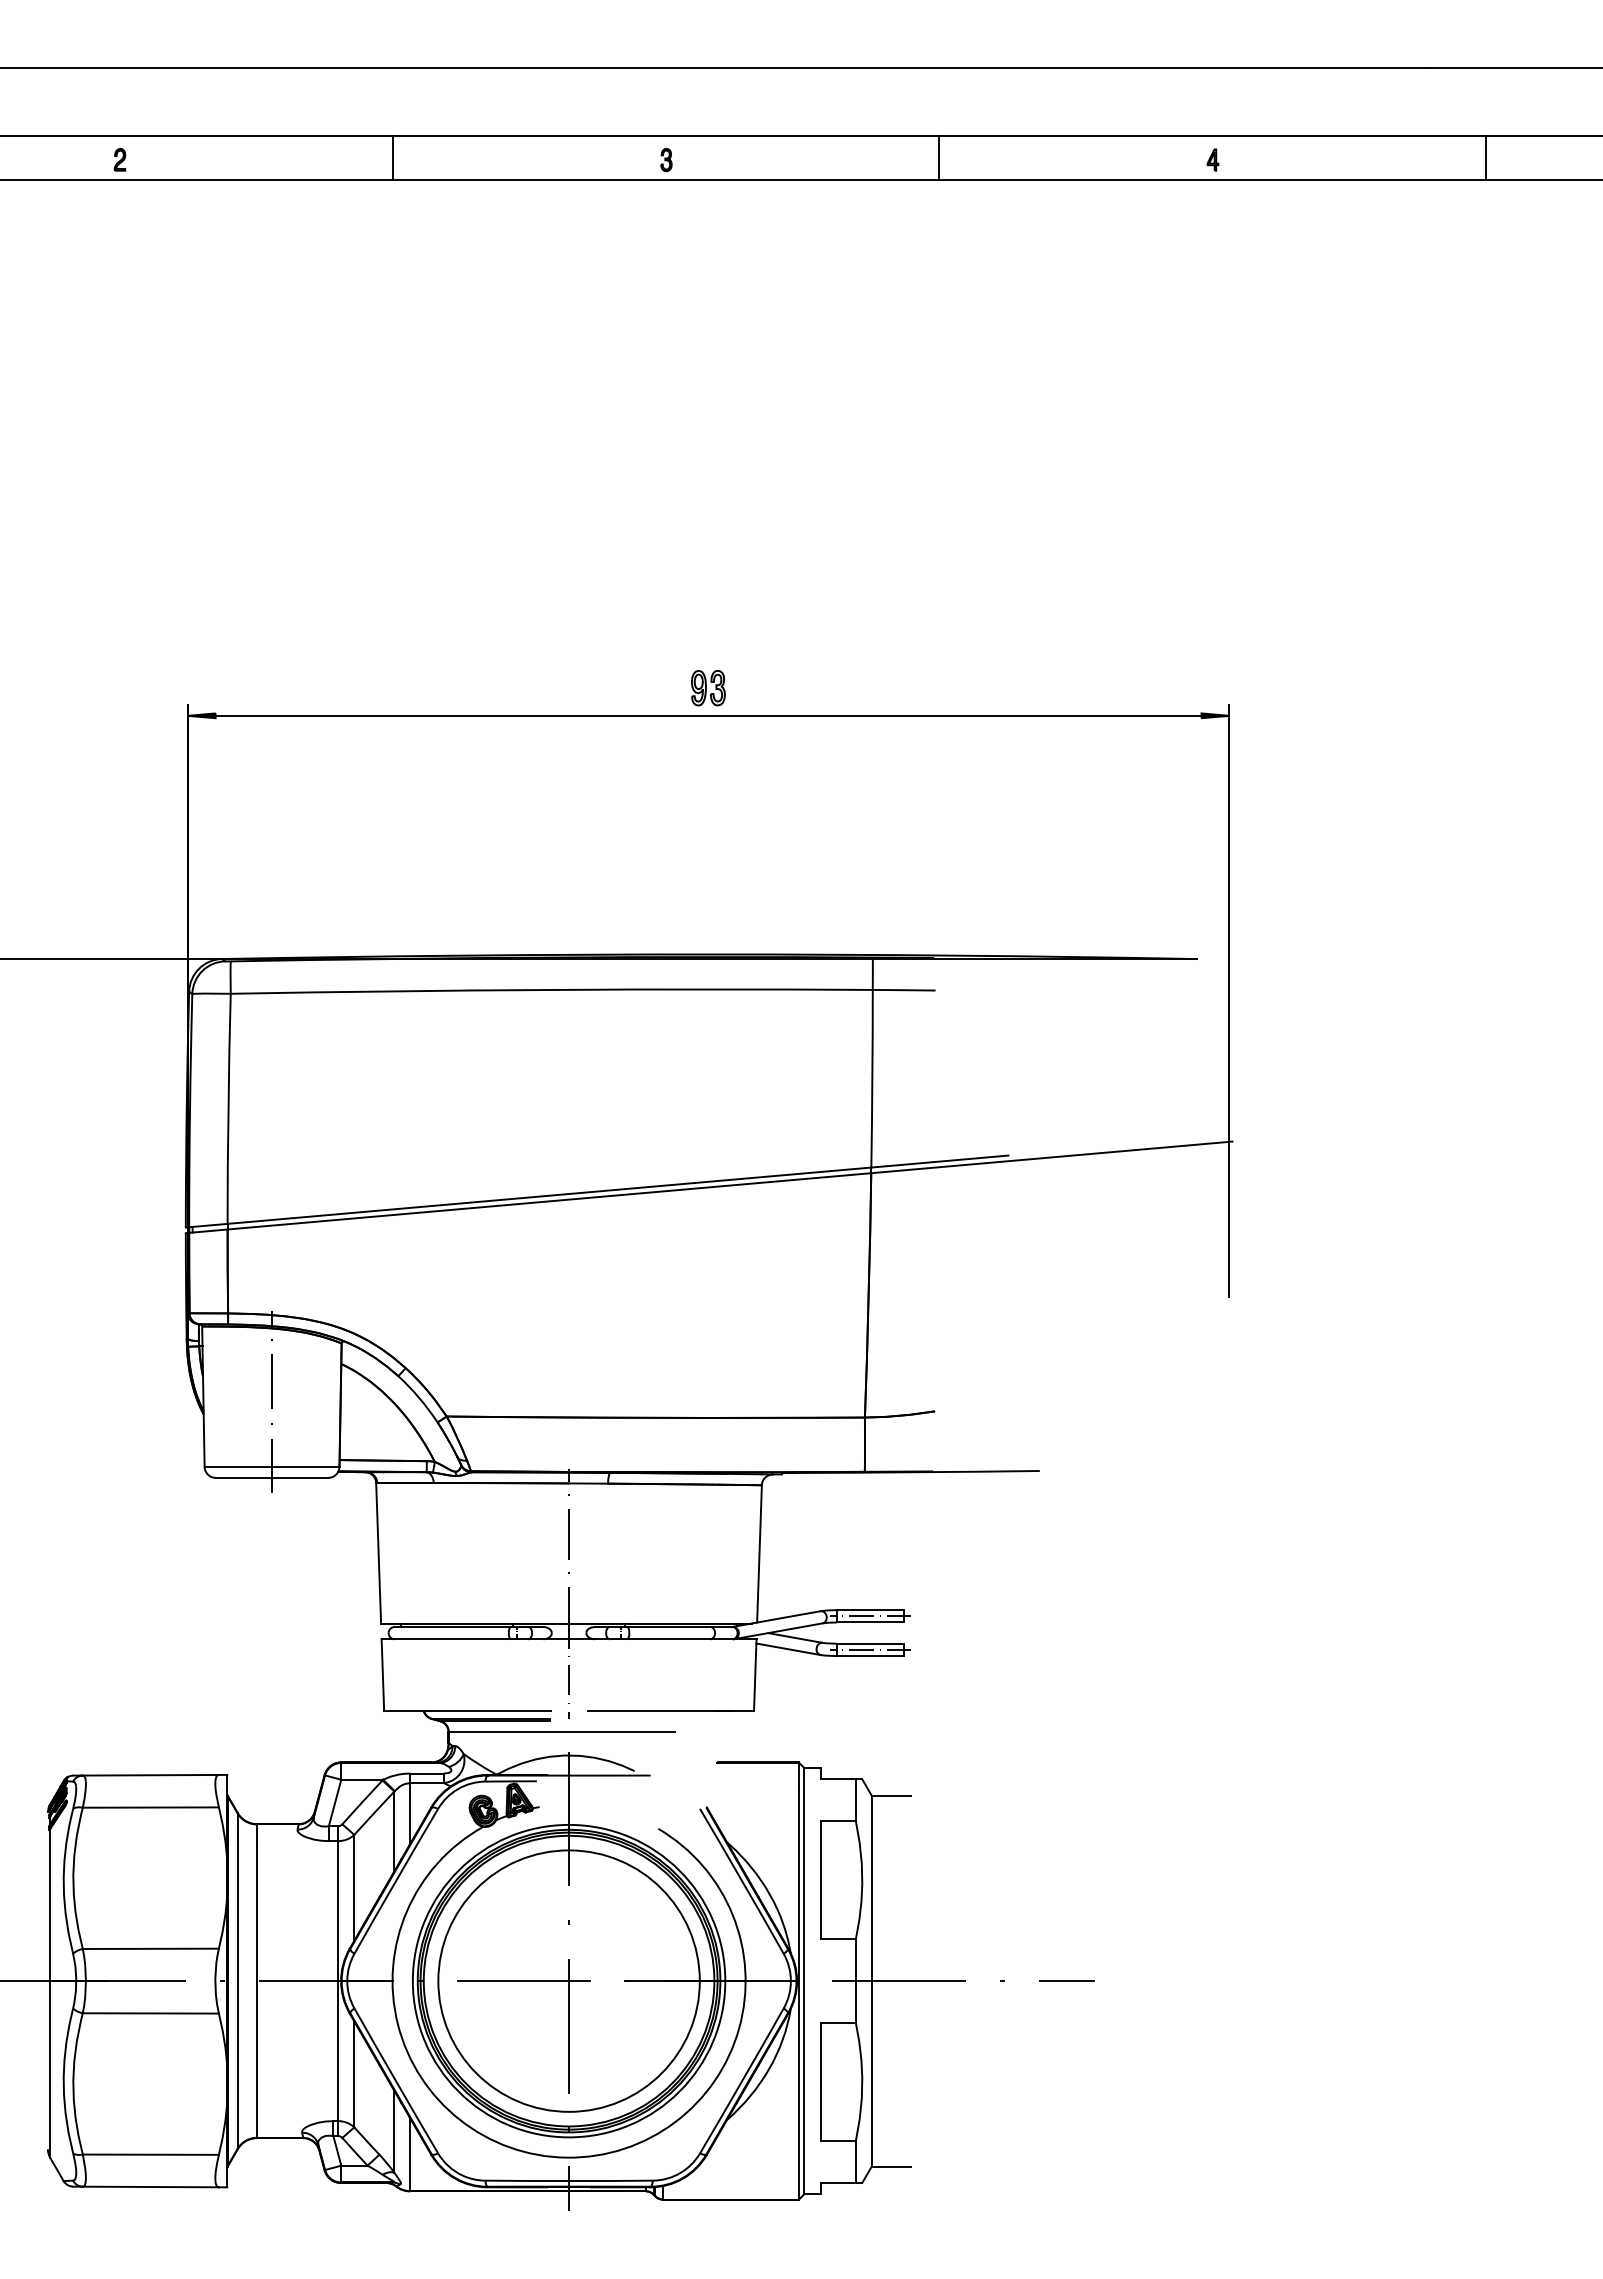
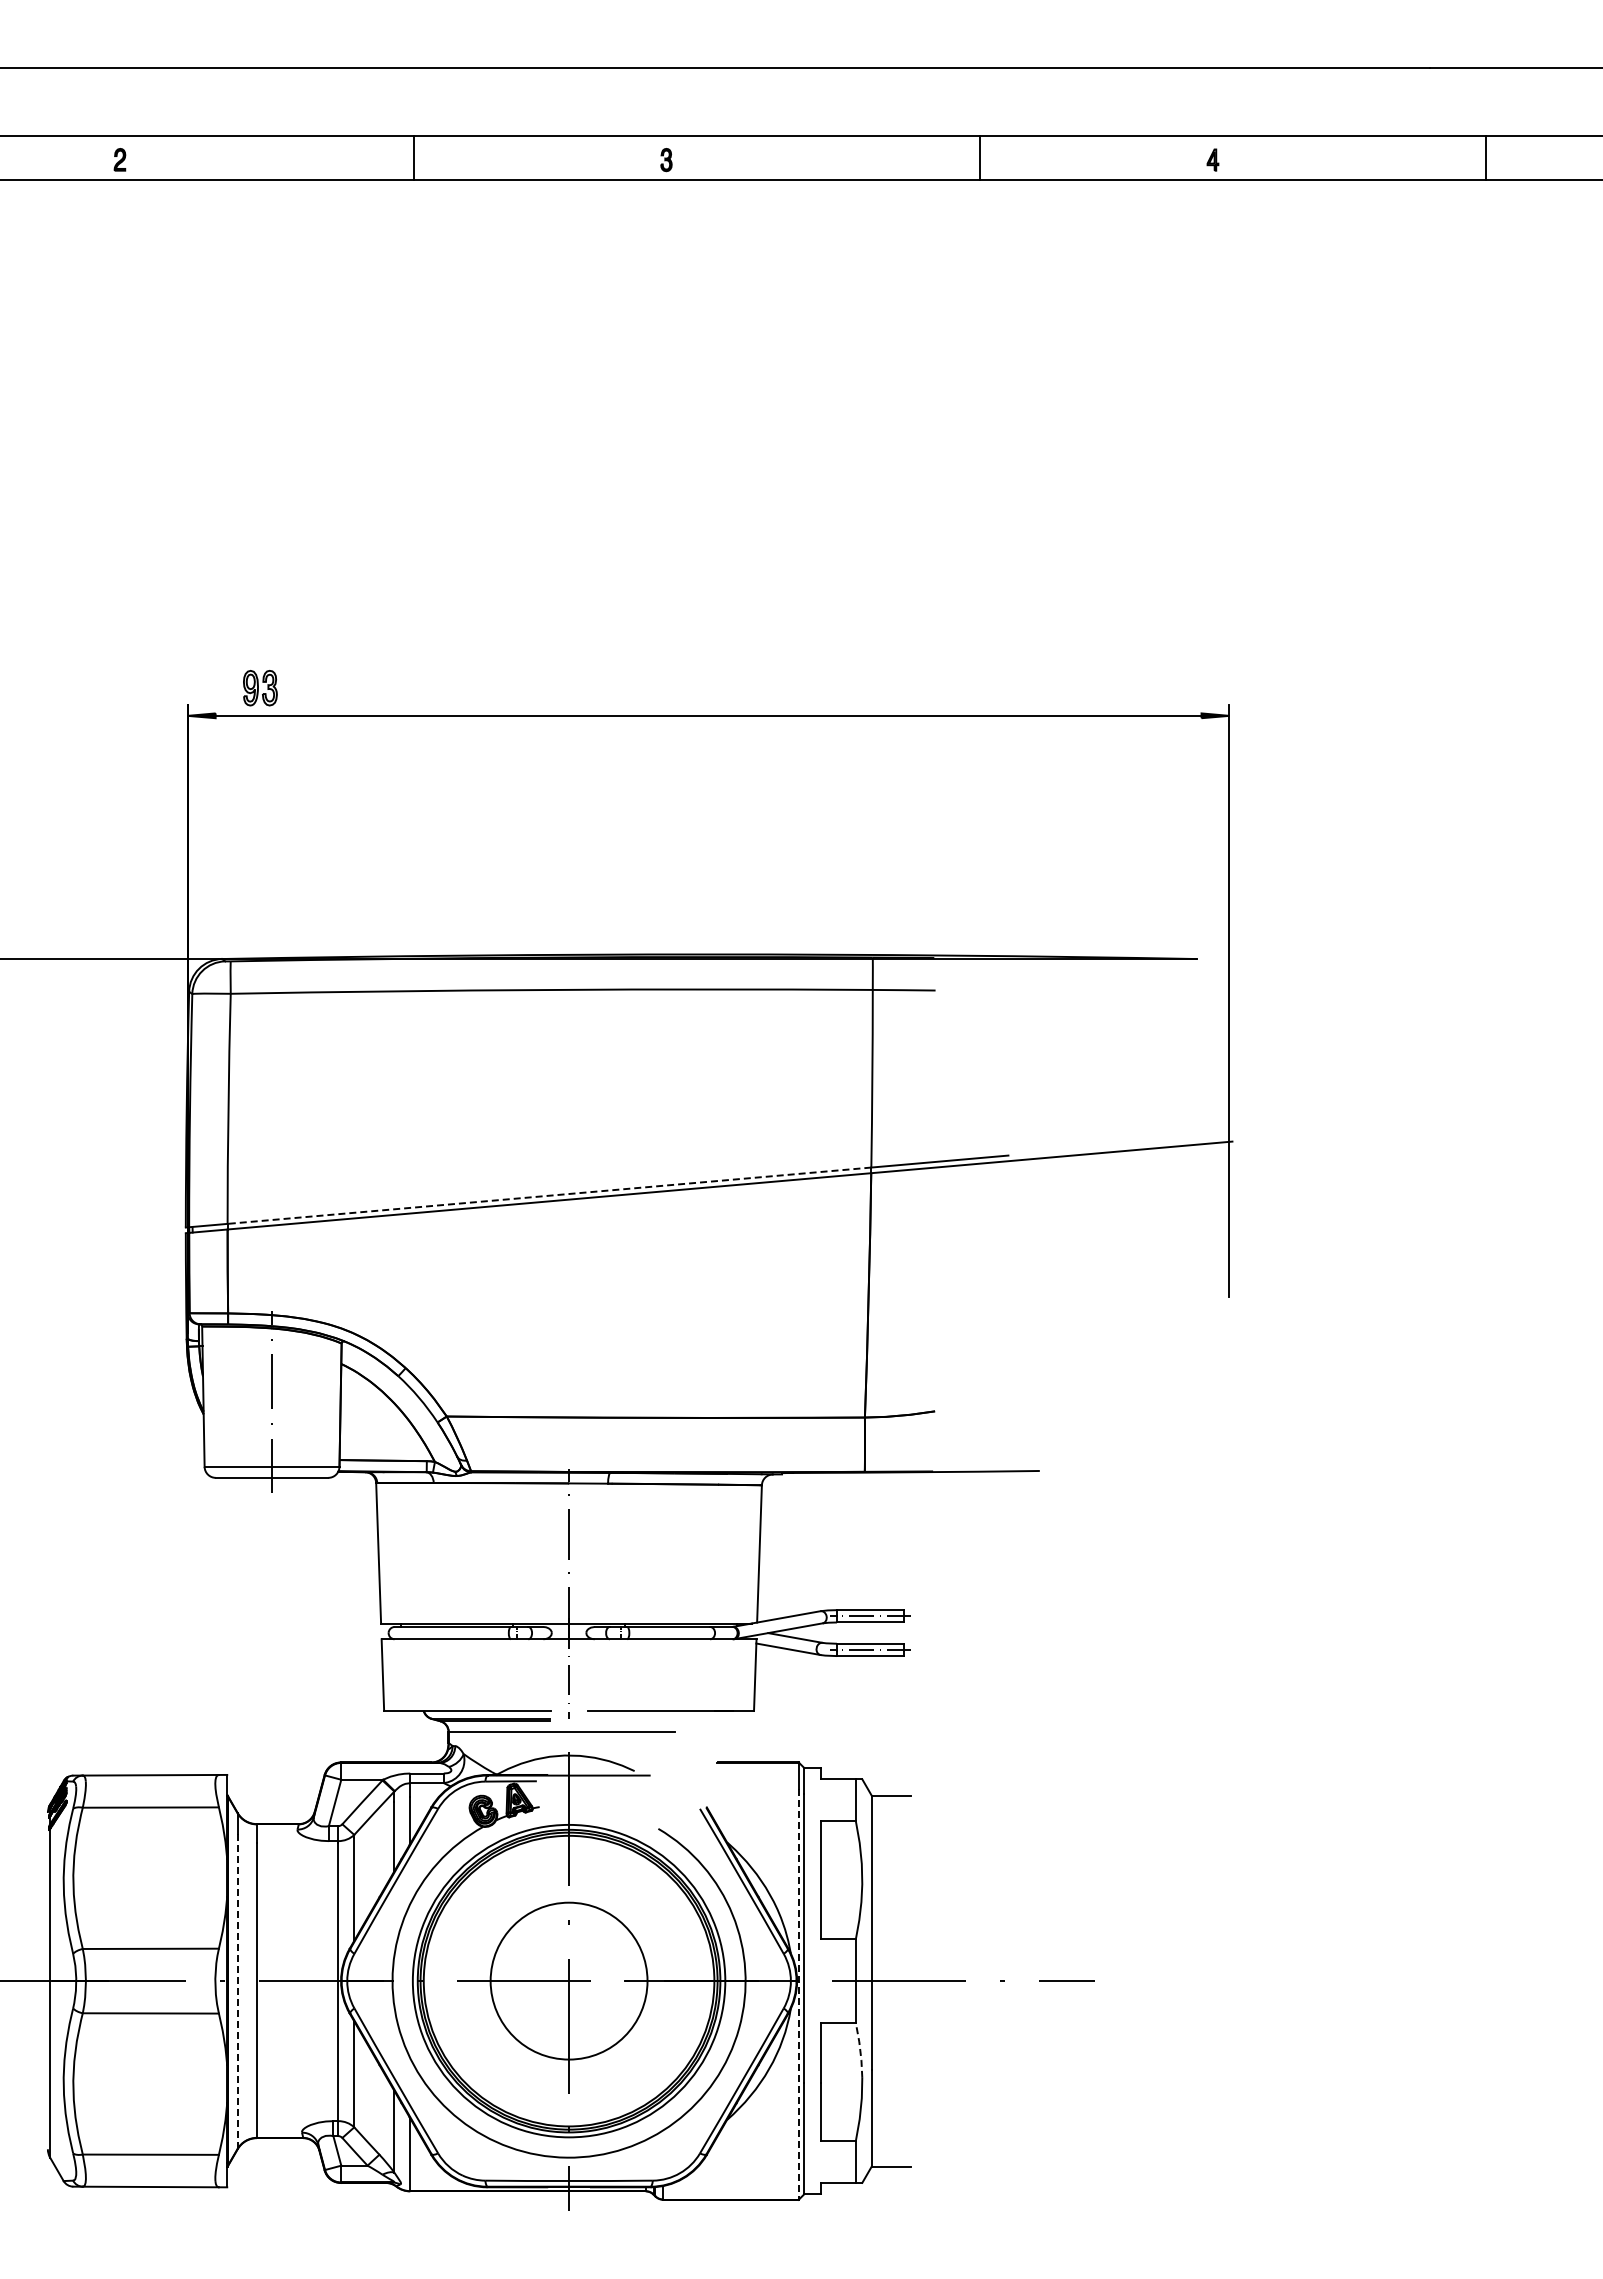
line position: (392, 157) -> (413, 157) (413, 157)
line position: (939, 157) -> (980, 157) (980, 157)
part position: (708, 688) -> (260, 688) (260, 688)
line: solid -> dashed (548, 1195)
circle diameter: 261 px -> 157 px (568, 1980)
line: solid -> dashed (237, 1991)
line: solid -> dashed (798, 1994)
line: solid -> dashed (860, 2049)
